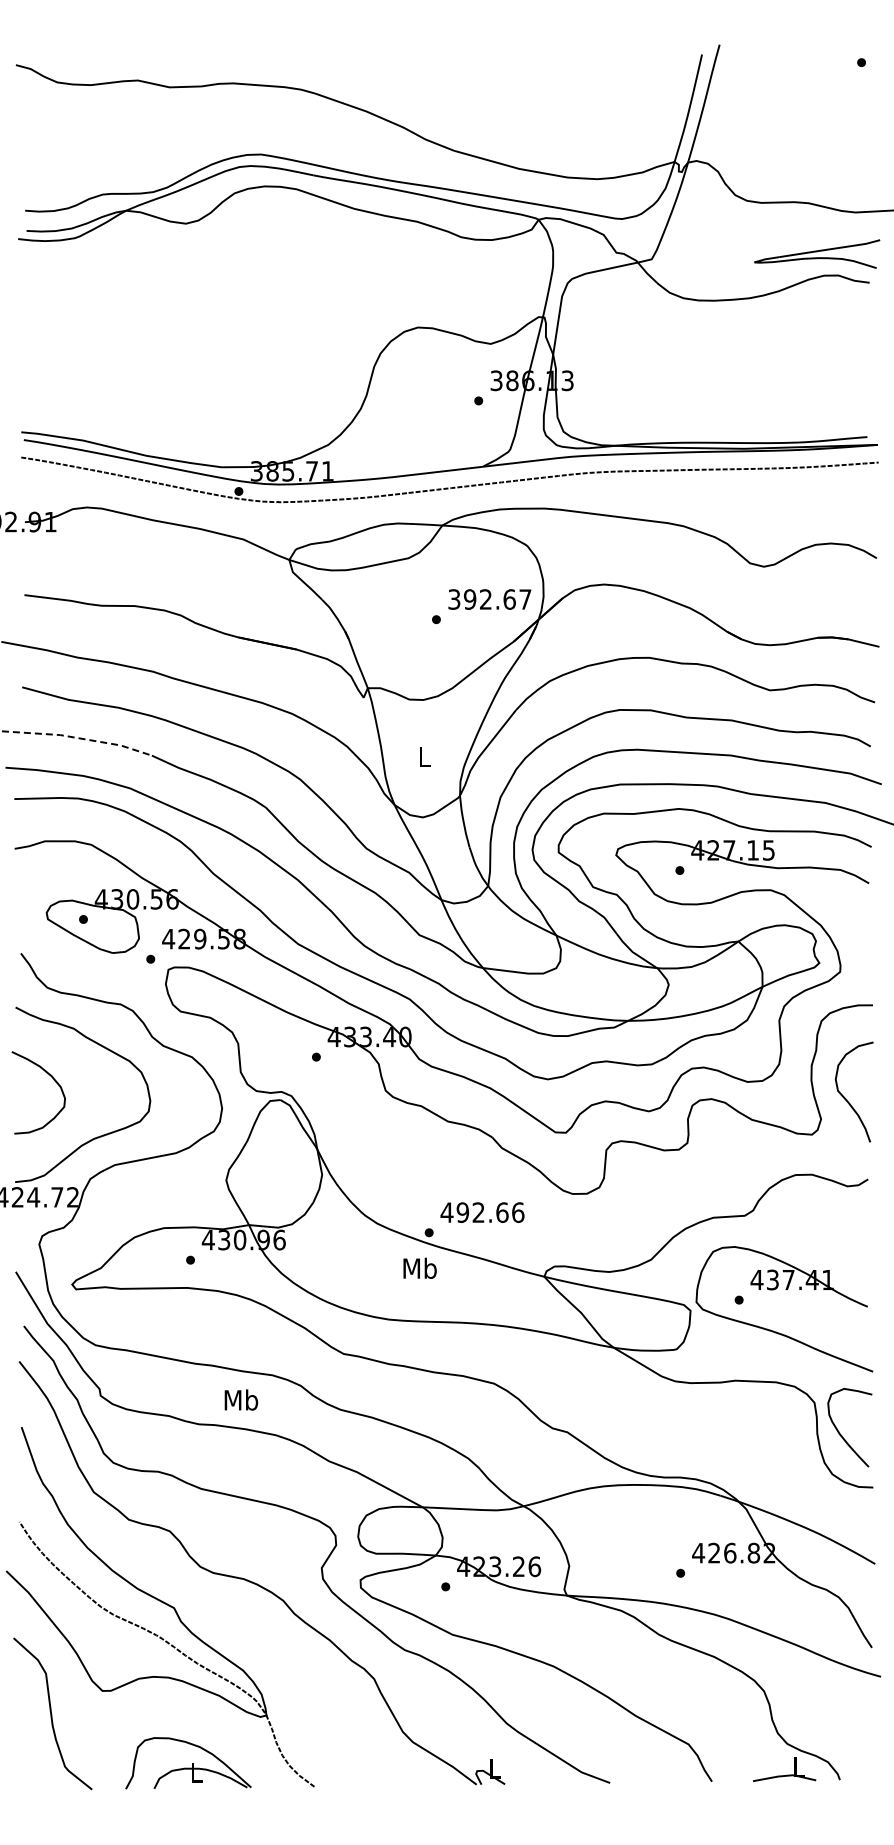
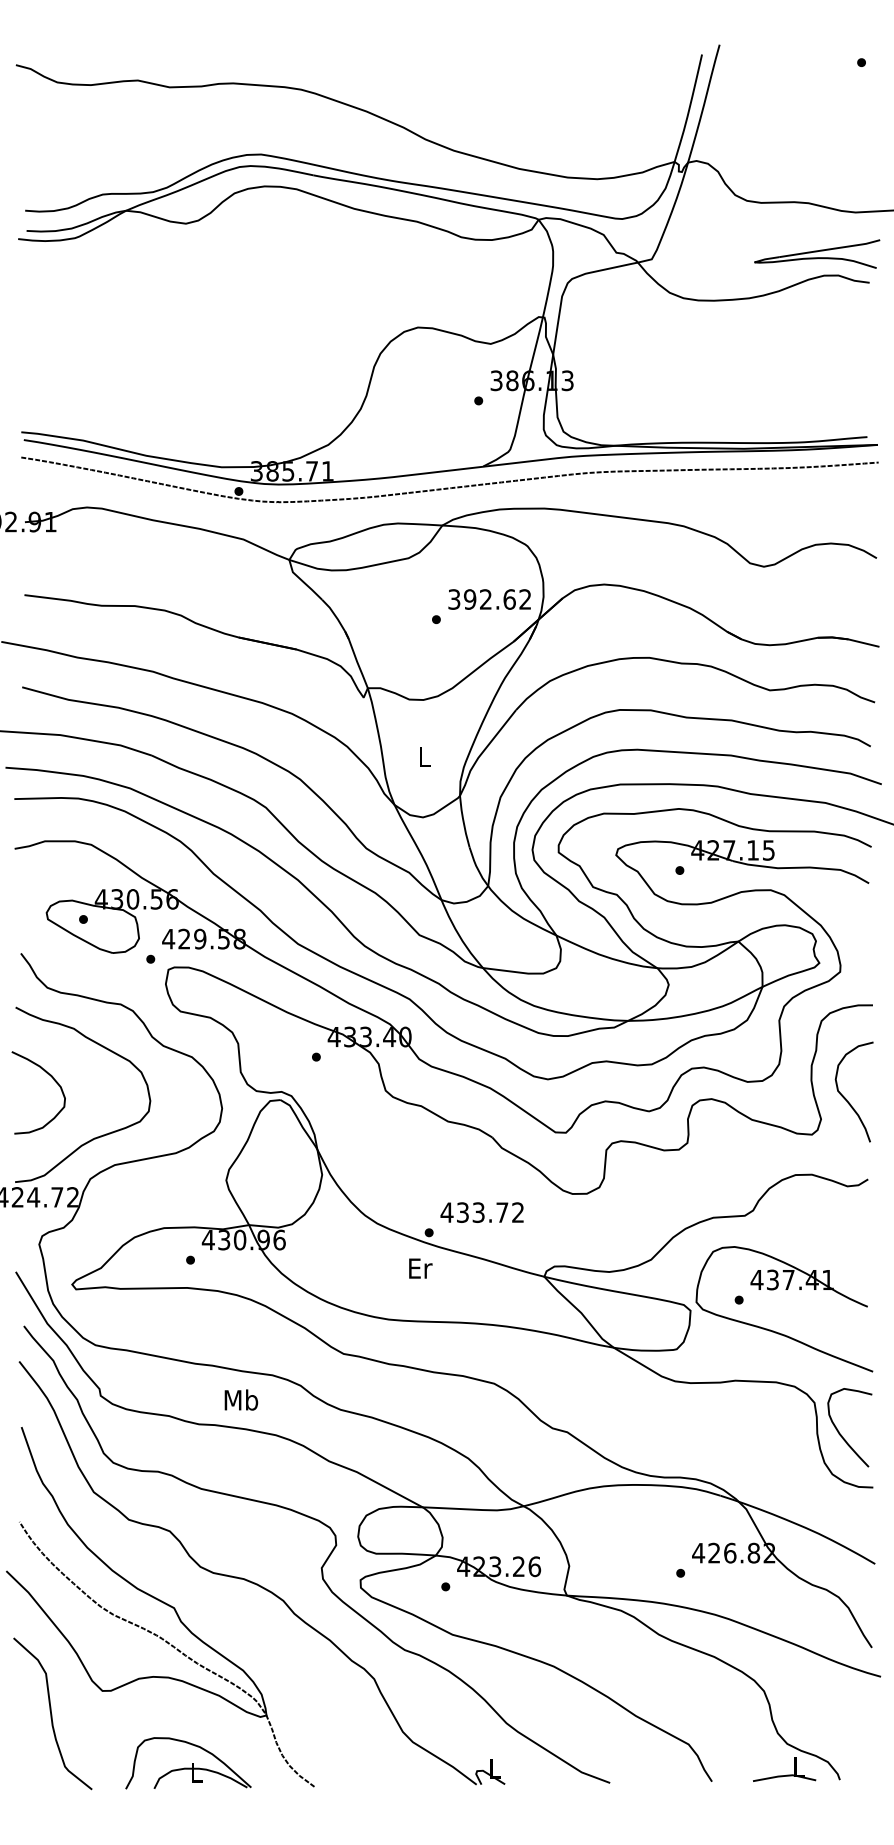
text: 392.67 -> 392.62 (525, 599)
line: dashed -> solid (77, 738)
text: 492.66 -> 433.72 (490, 1212)
text: Mb -> Er (419, 1267)
